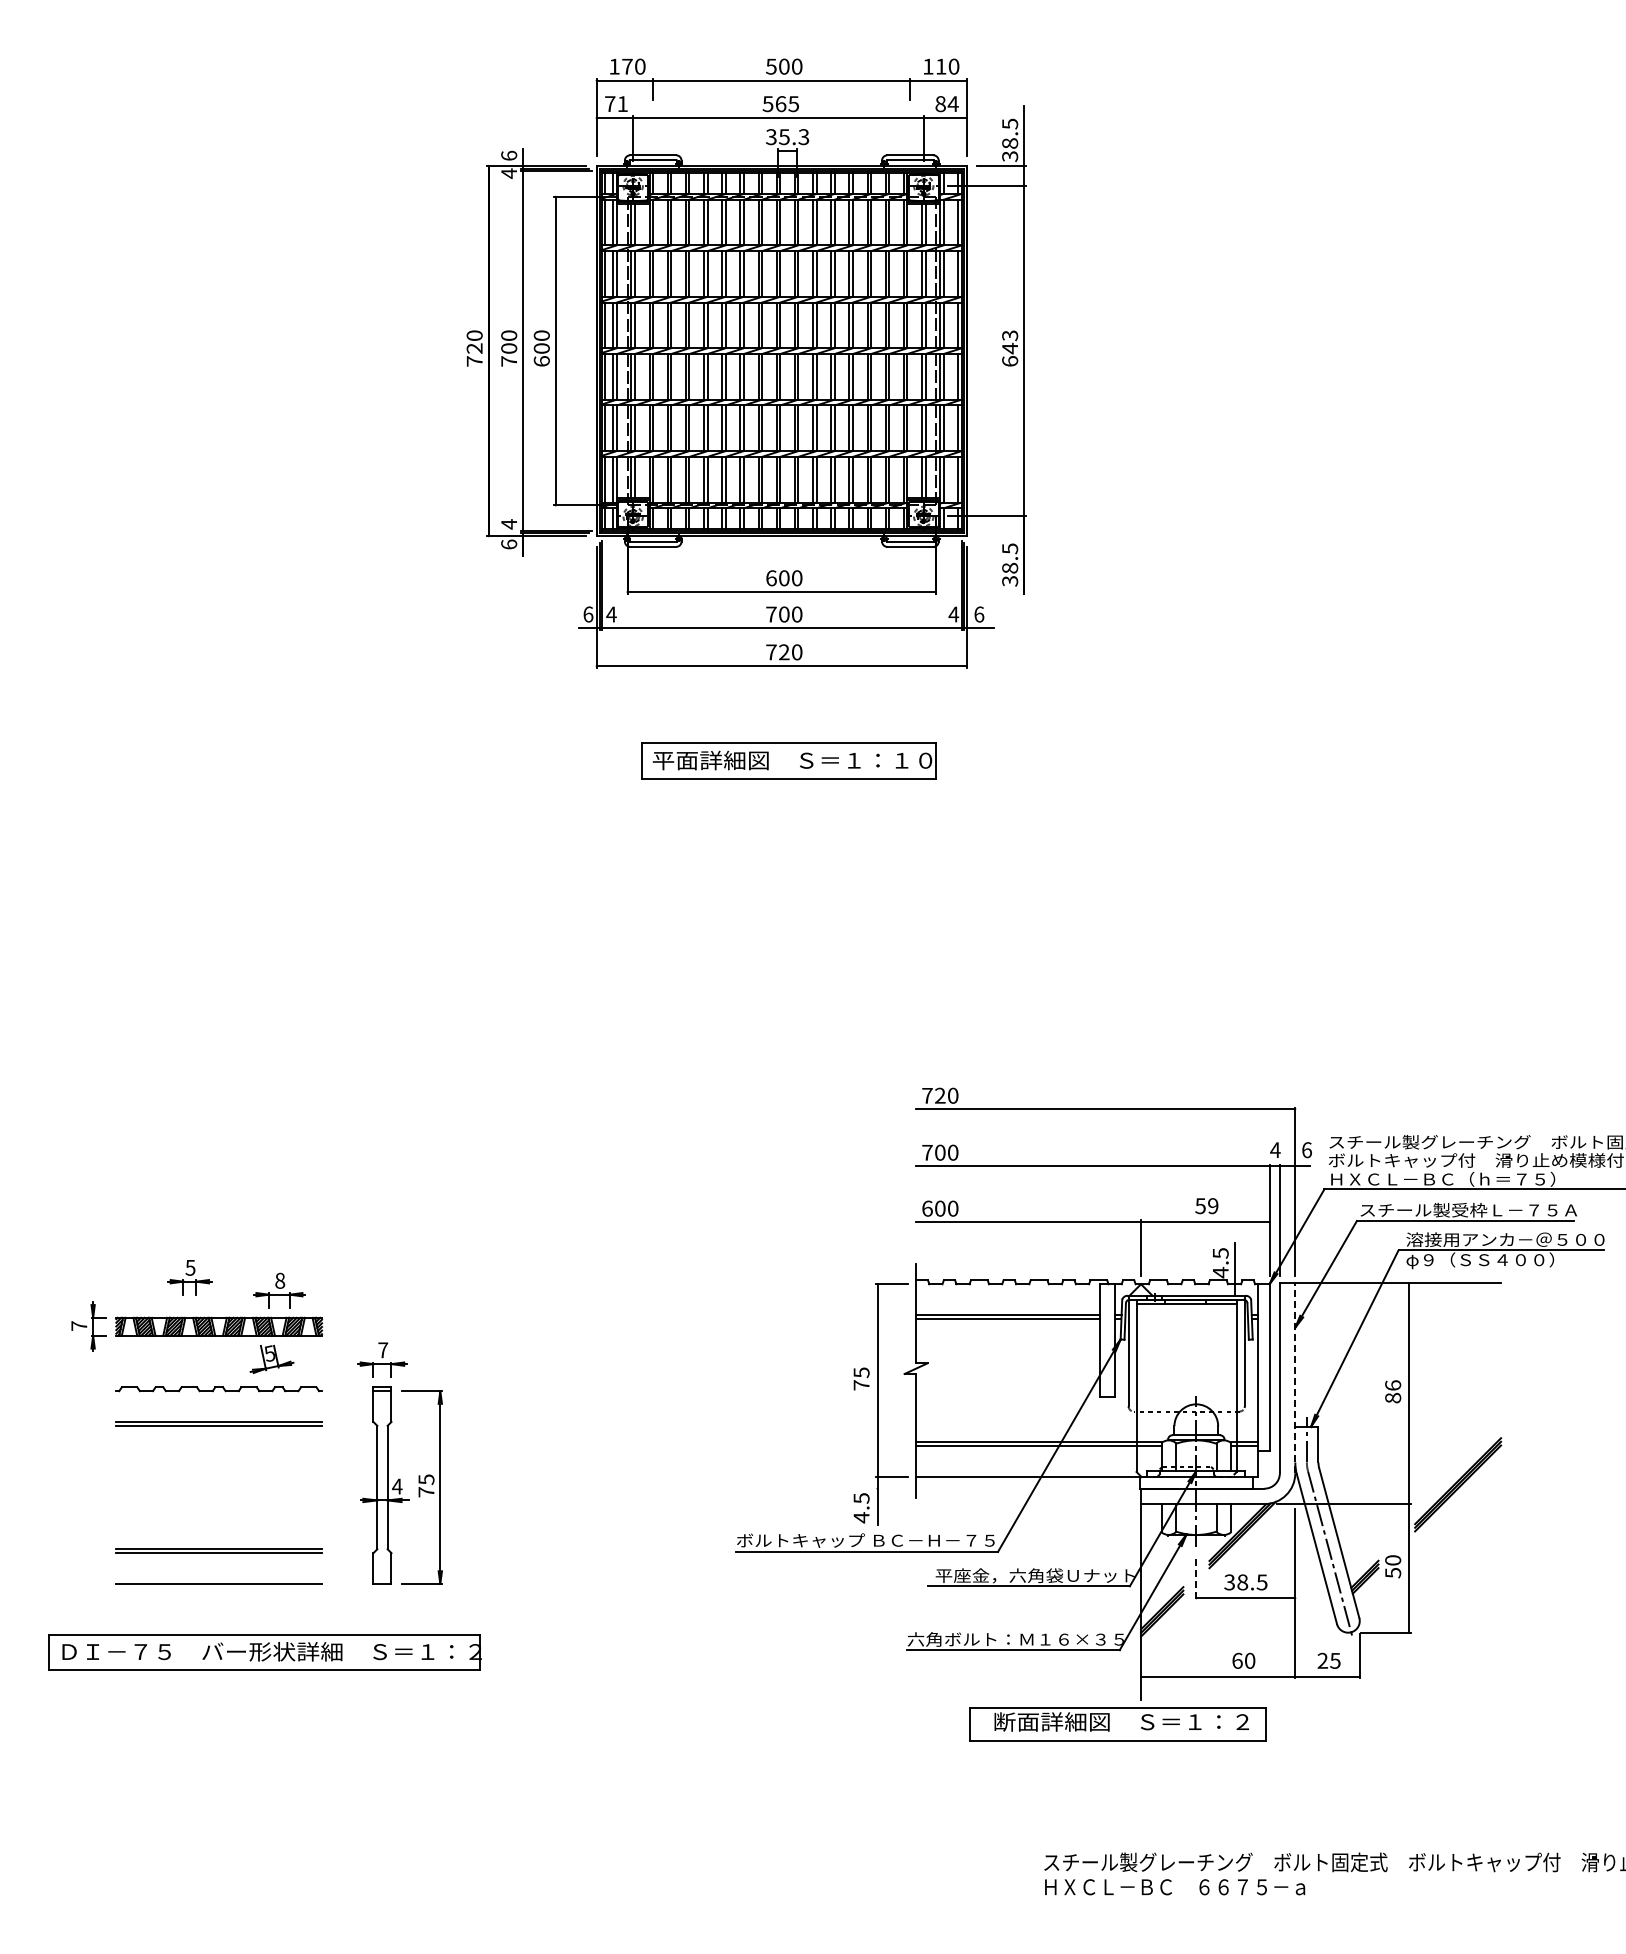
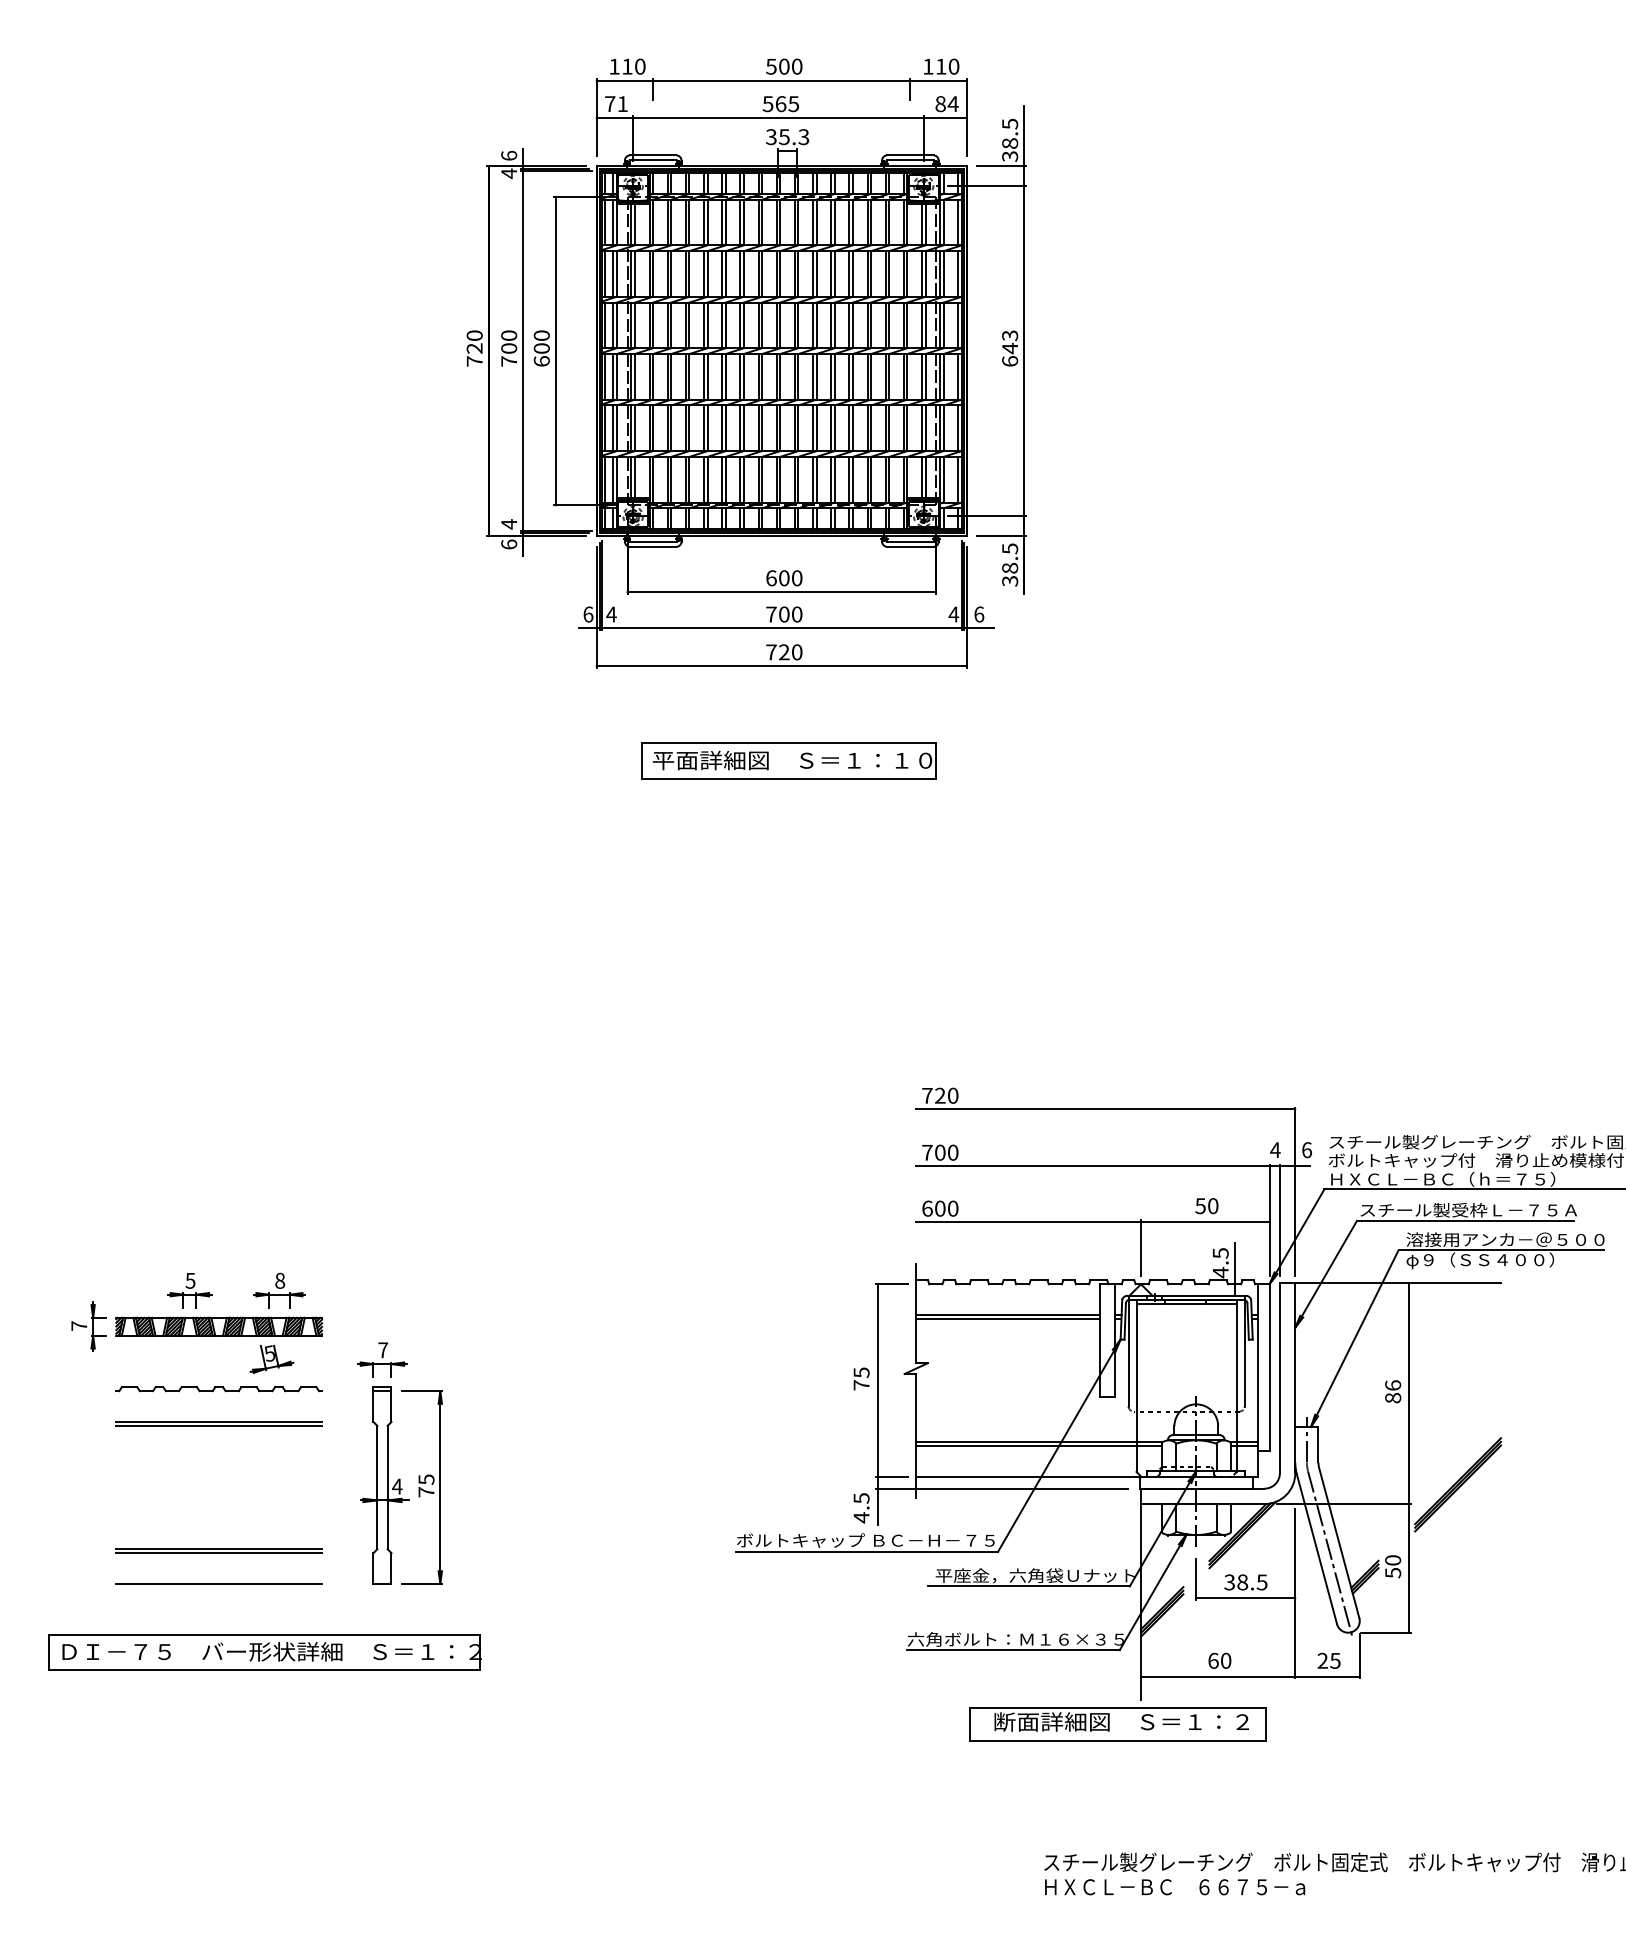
text: 170 -> 110 (627, 66)
line: none -> present (1001, 536)
text: 59 -> 50 (1213, 1206)
part position: (189, 1277) -> (189, 1290) (189, 1290)
line: dashed -> solid (1295, 1377)
line: none -> present (1001, 1488)
line: dashed -> solid (1196, 1580)
text position: (1243, 1660) -> (1219, 1660) (1219, 1660)
